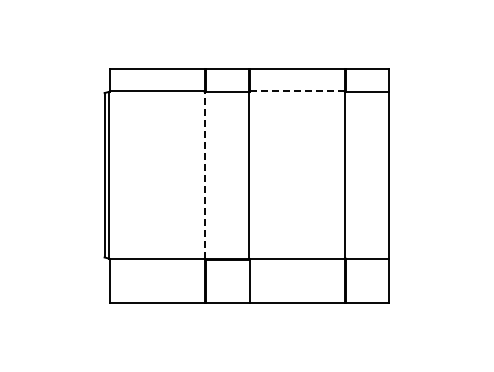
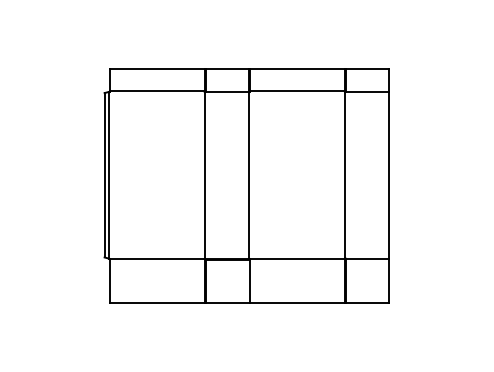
line: dashed -> solid (297, 91)
line: dashed -> solid (205, 175)
